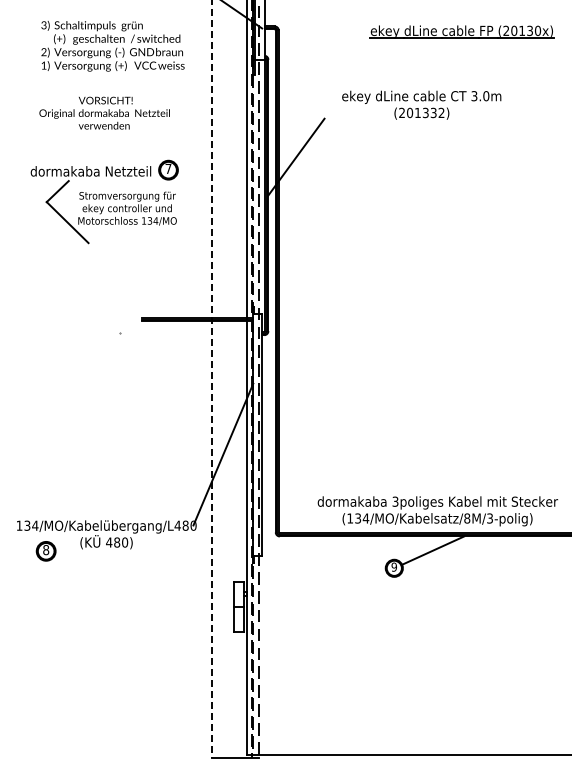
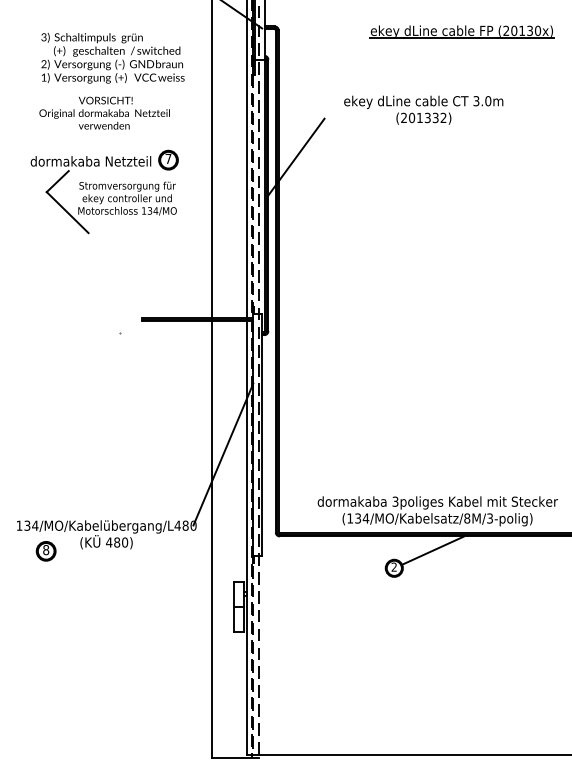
text position: (112, 46) -> (112, 58) (112, 58)
text position: (421, 104) -> (423, 109) (423, 109)
part position: (104, 201) -> (104, 191) (104, 191)
line: dashed -> solid (211, 378)
text: 9 -> 2 (393, 566)
